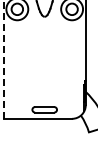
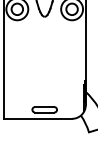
line: dashed -> solid (3, 59)
